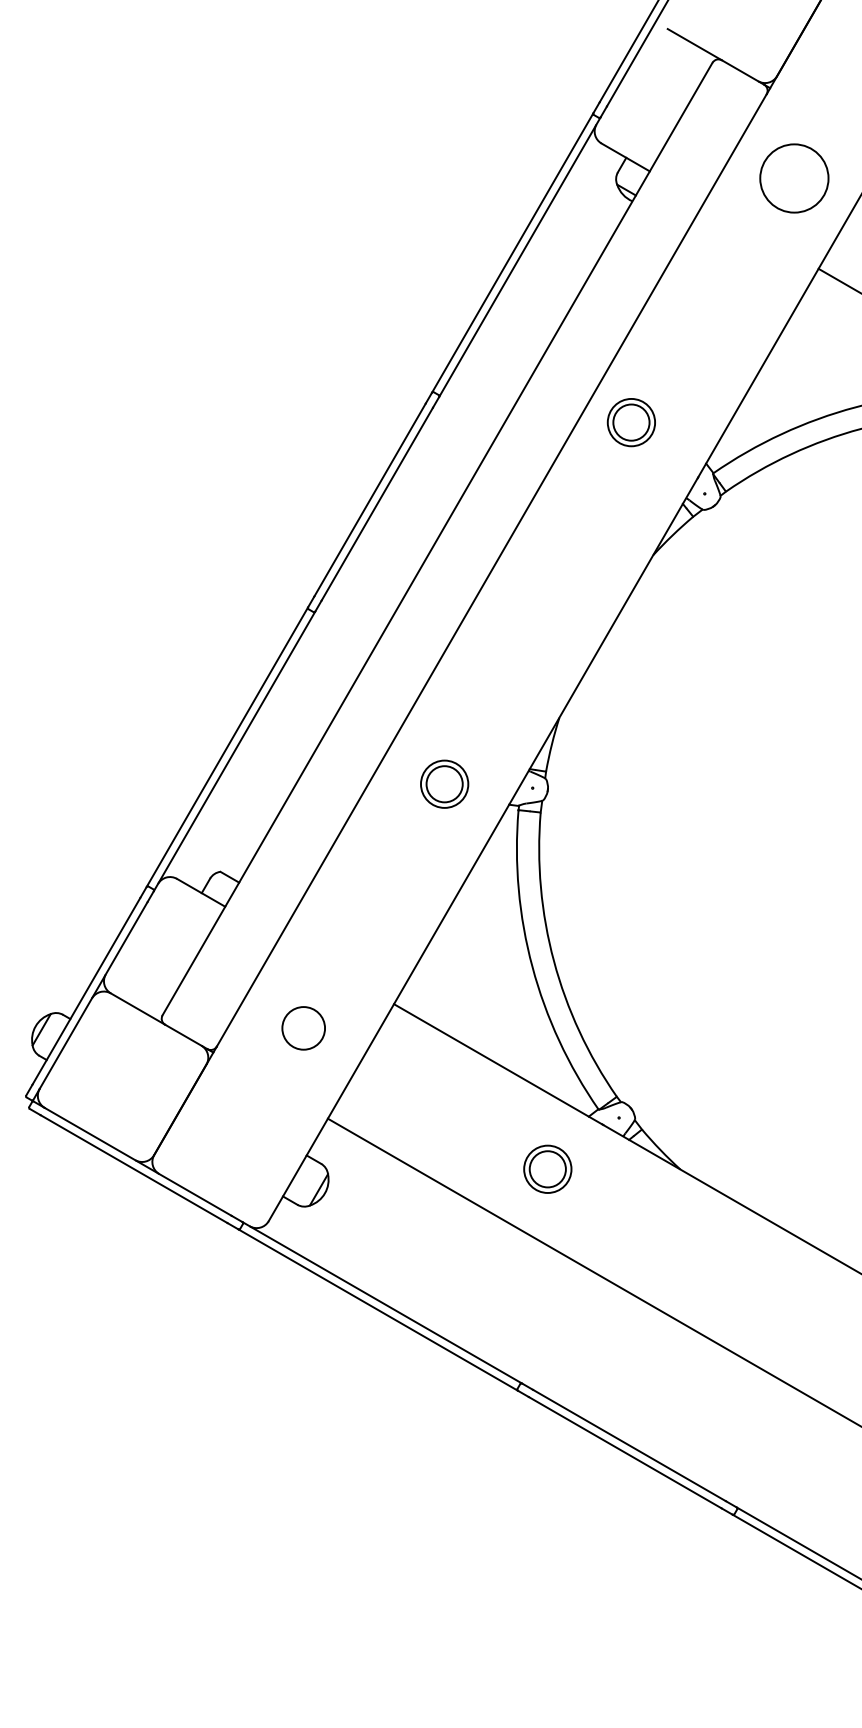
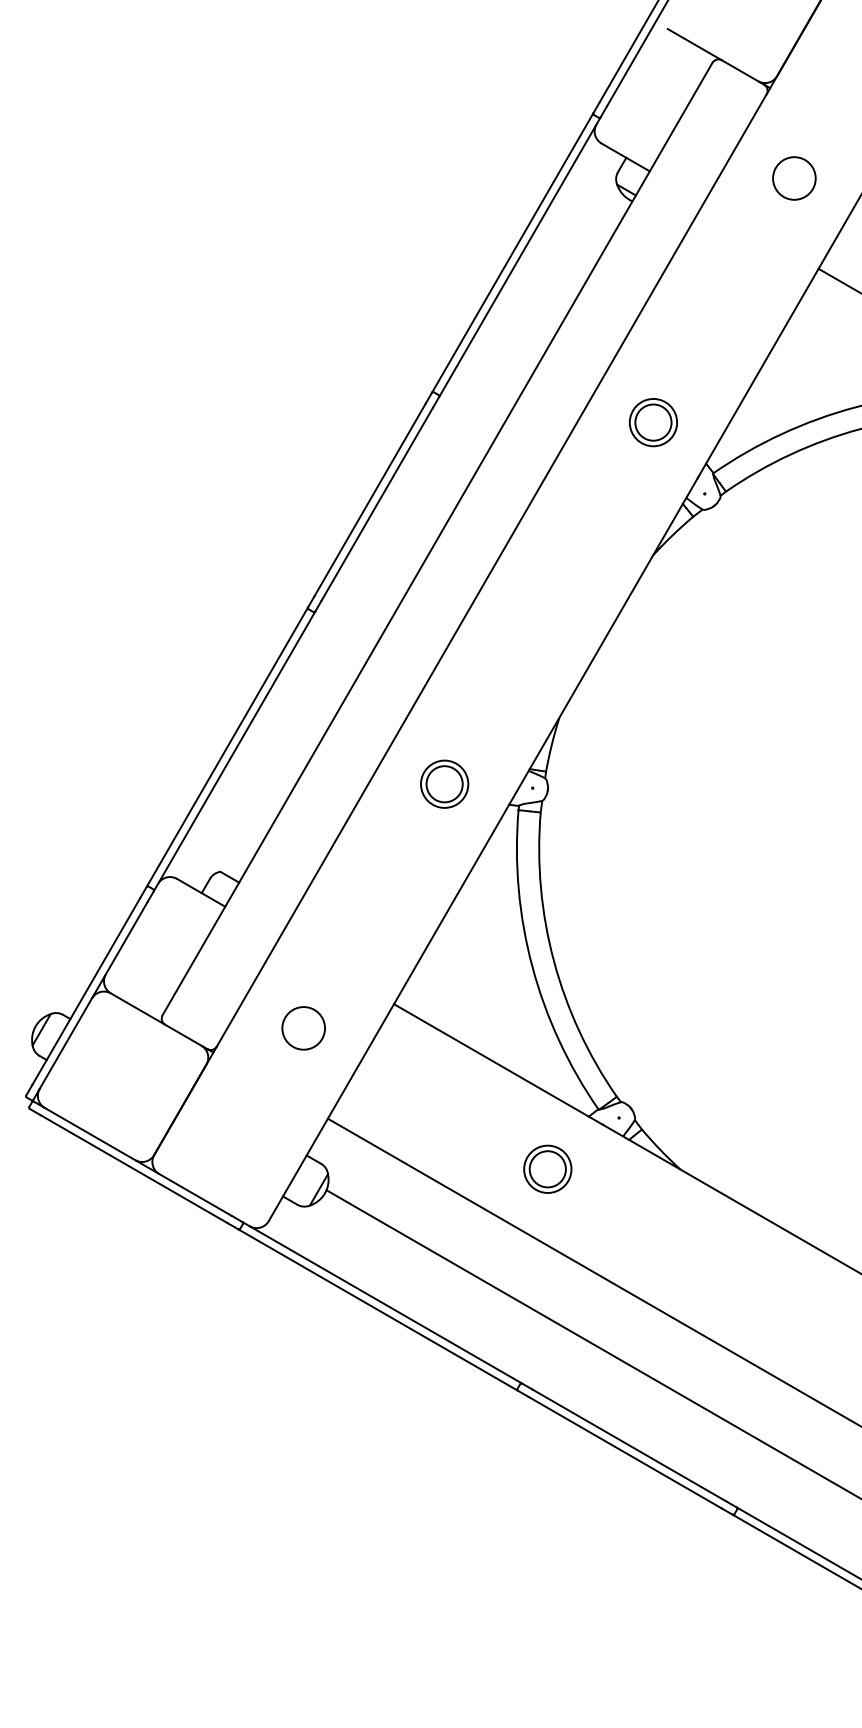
circle diameter: 68 px -> 43 px (794, 178)
part position: (630, 422) -> (652, 422) (652, 422)
line: none -> present (592, 1343)
